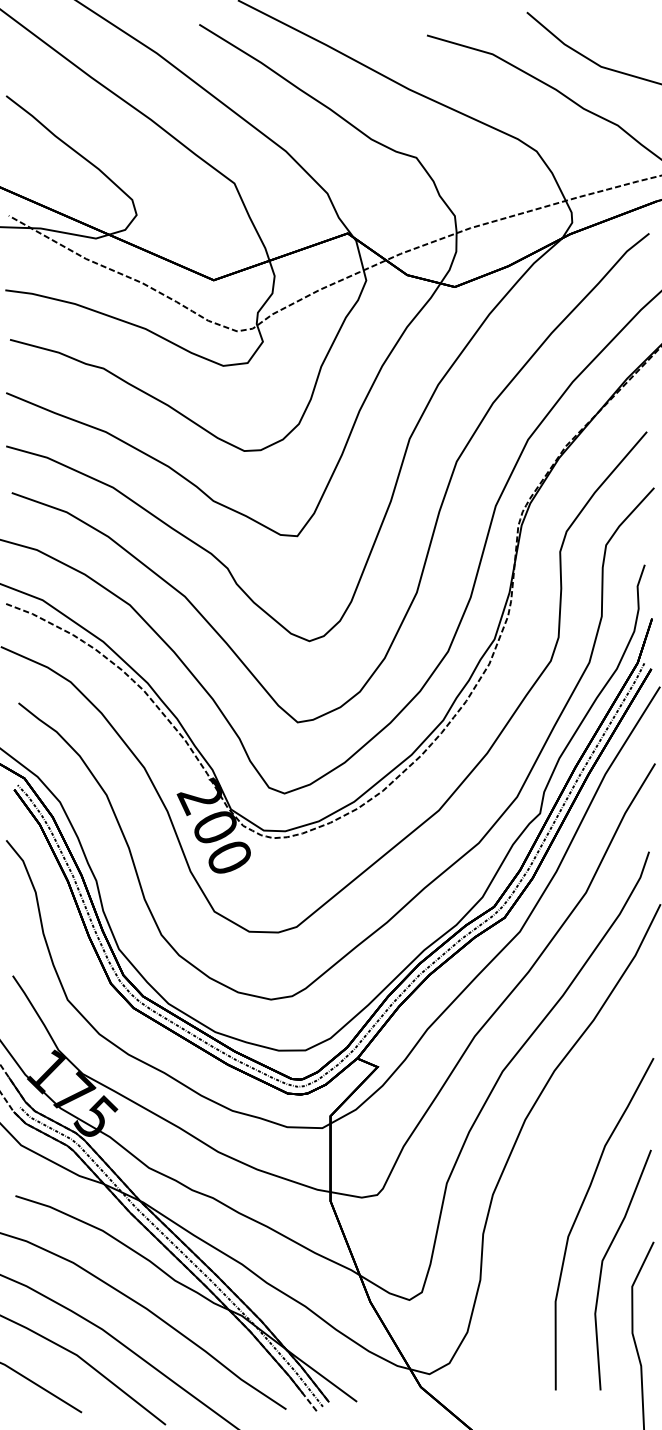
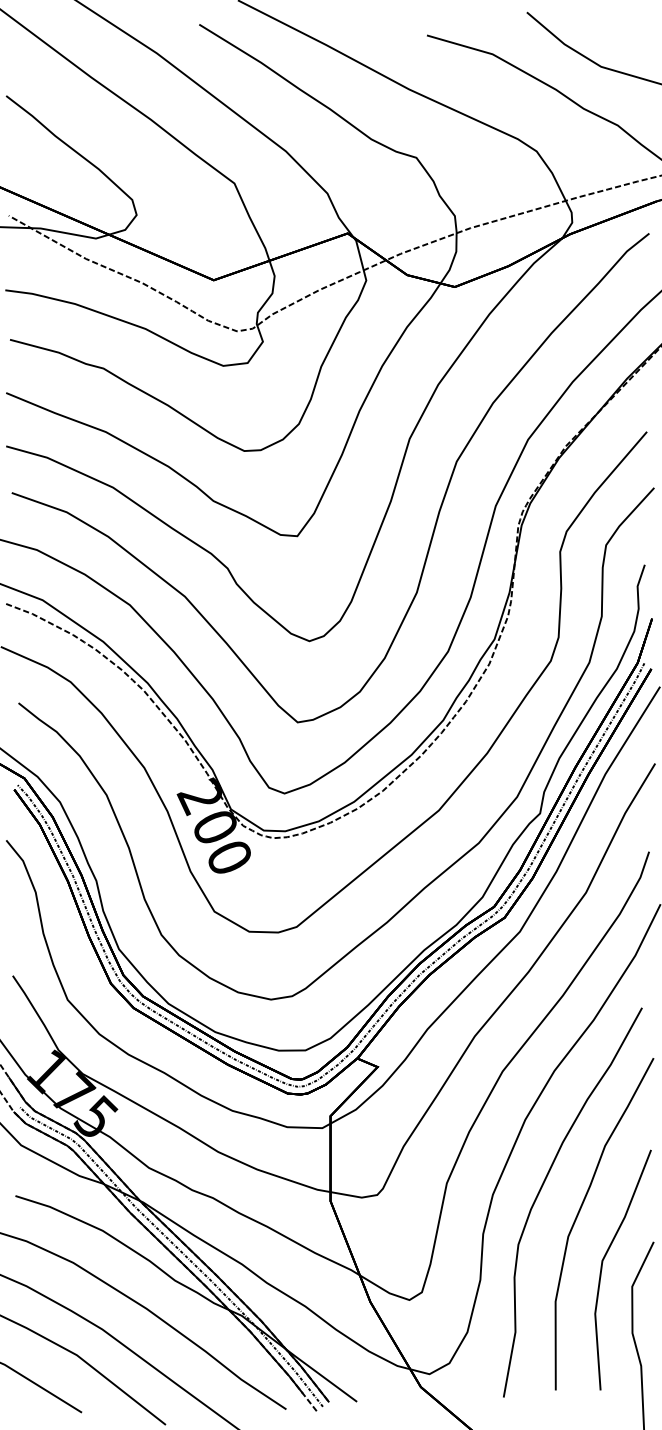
curve: none -> present (540, 1192)
